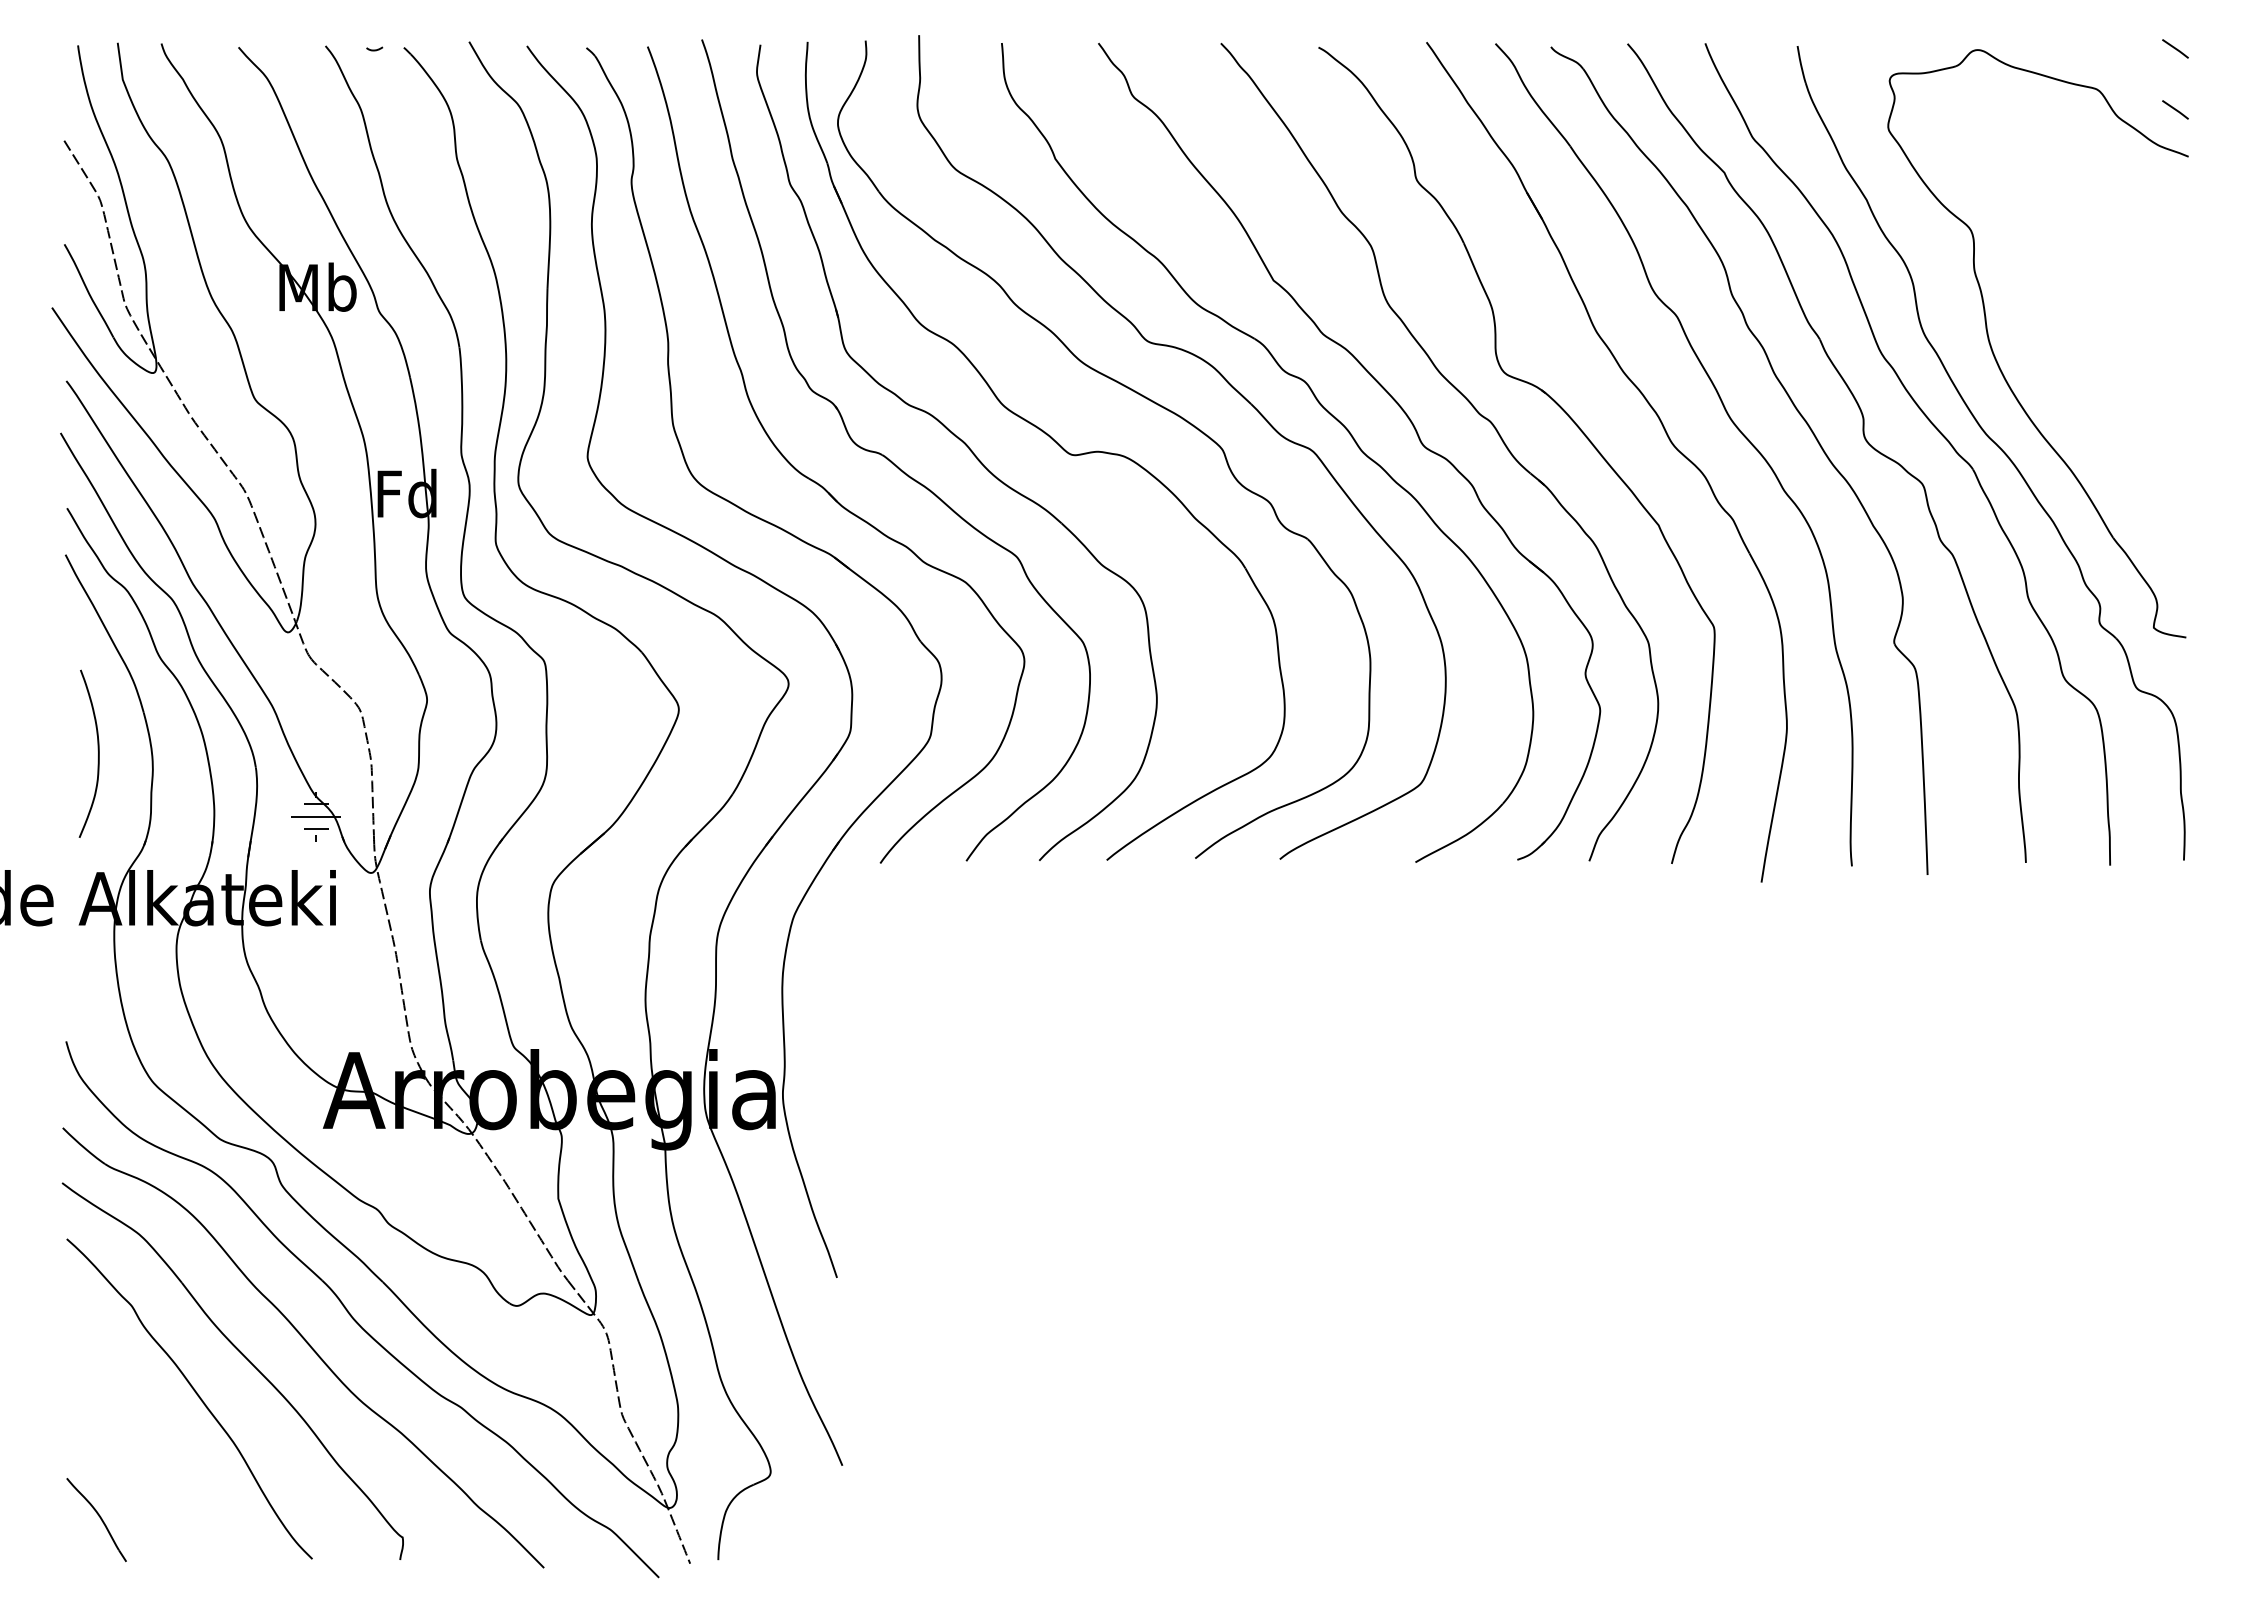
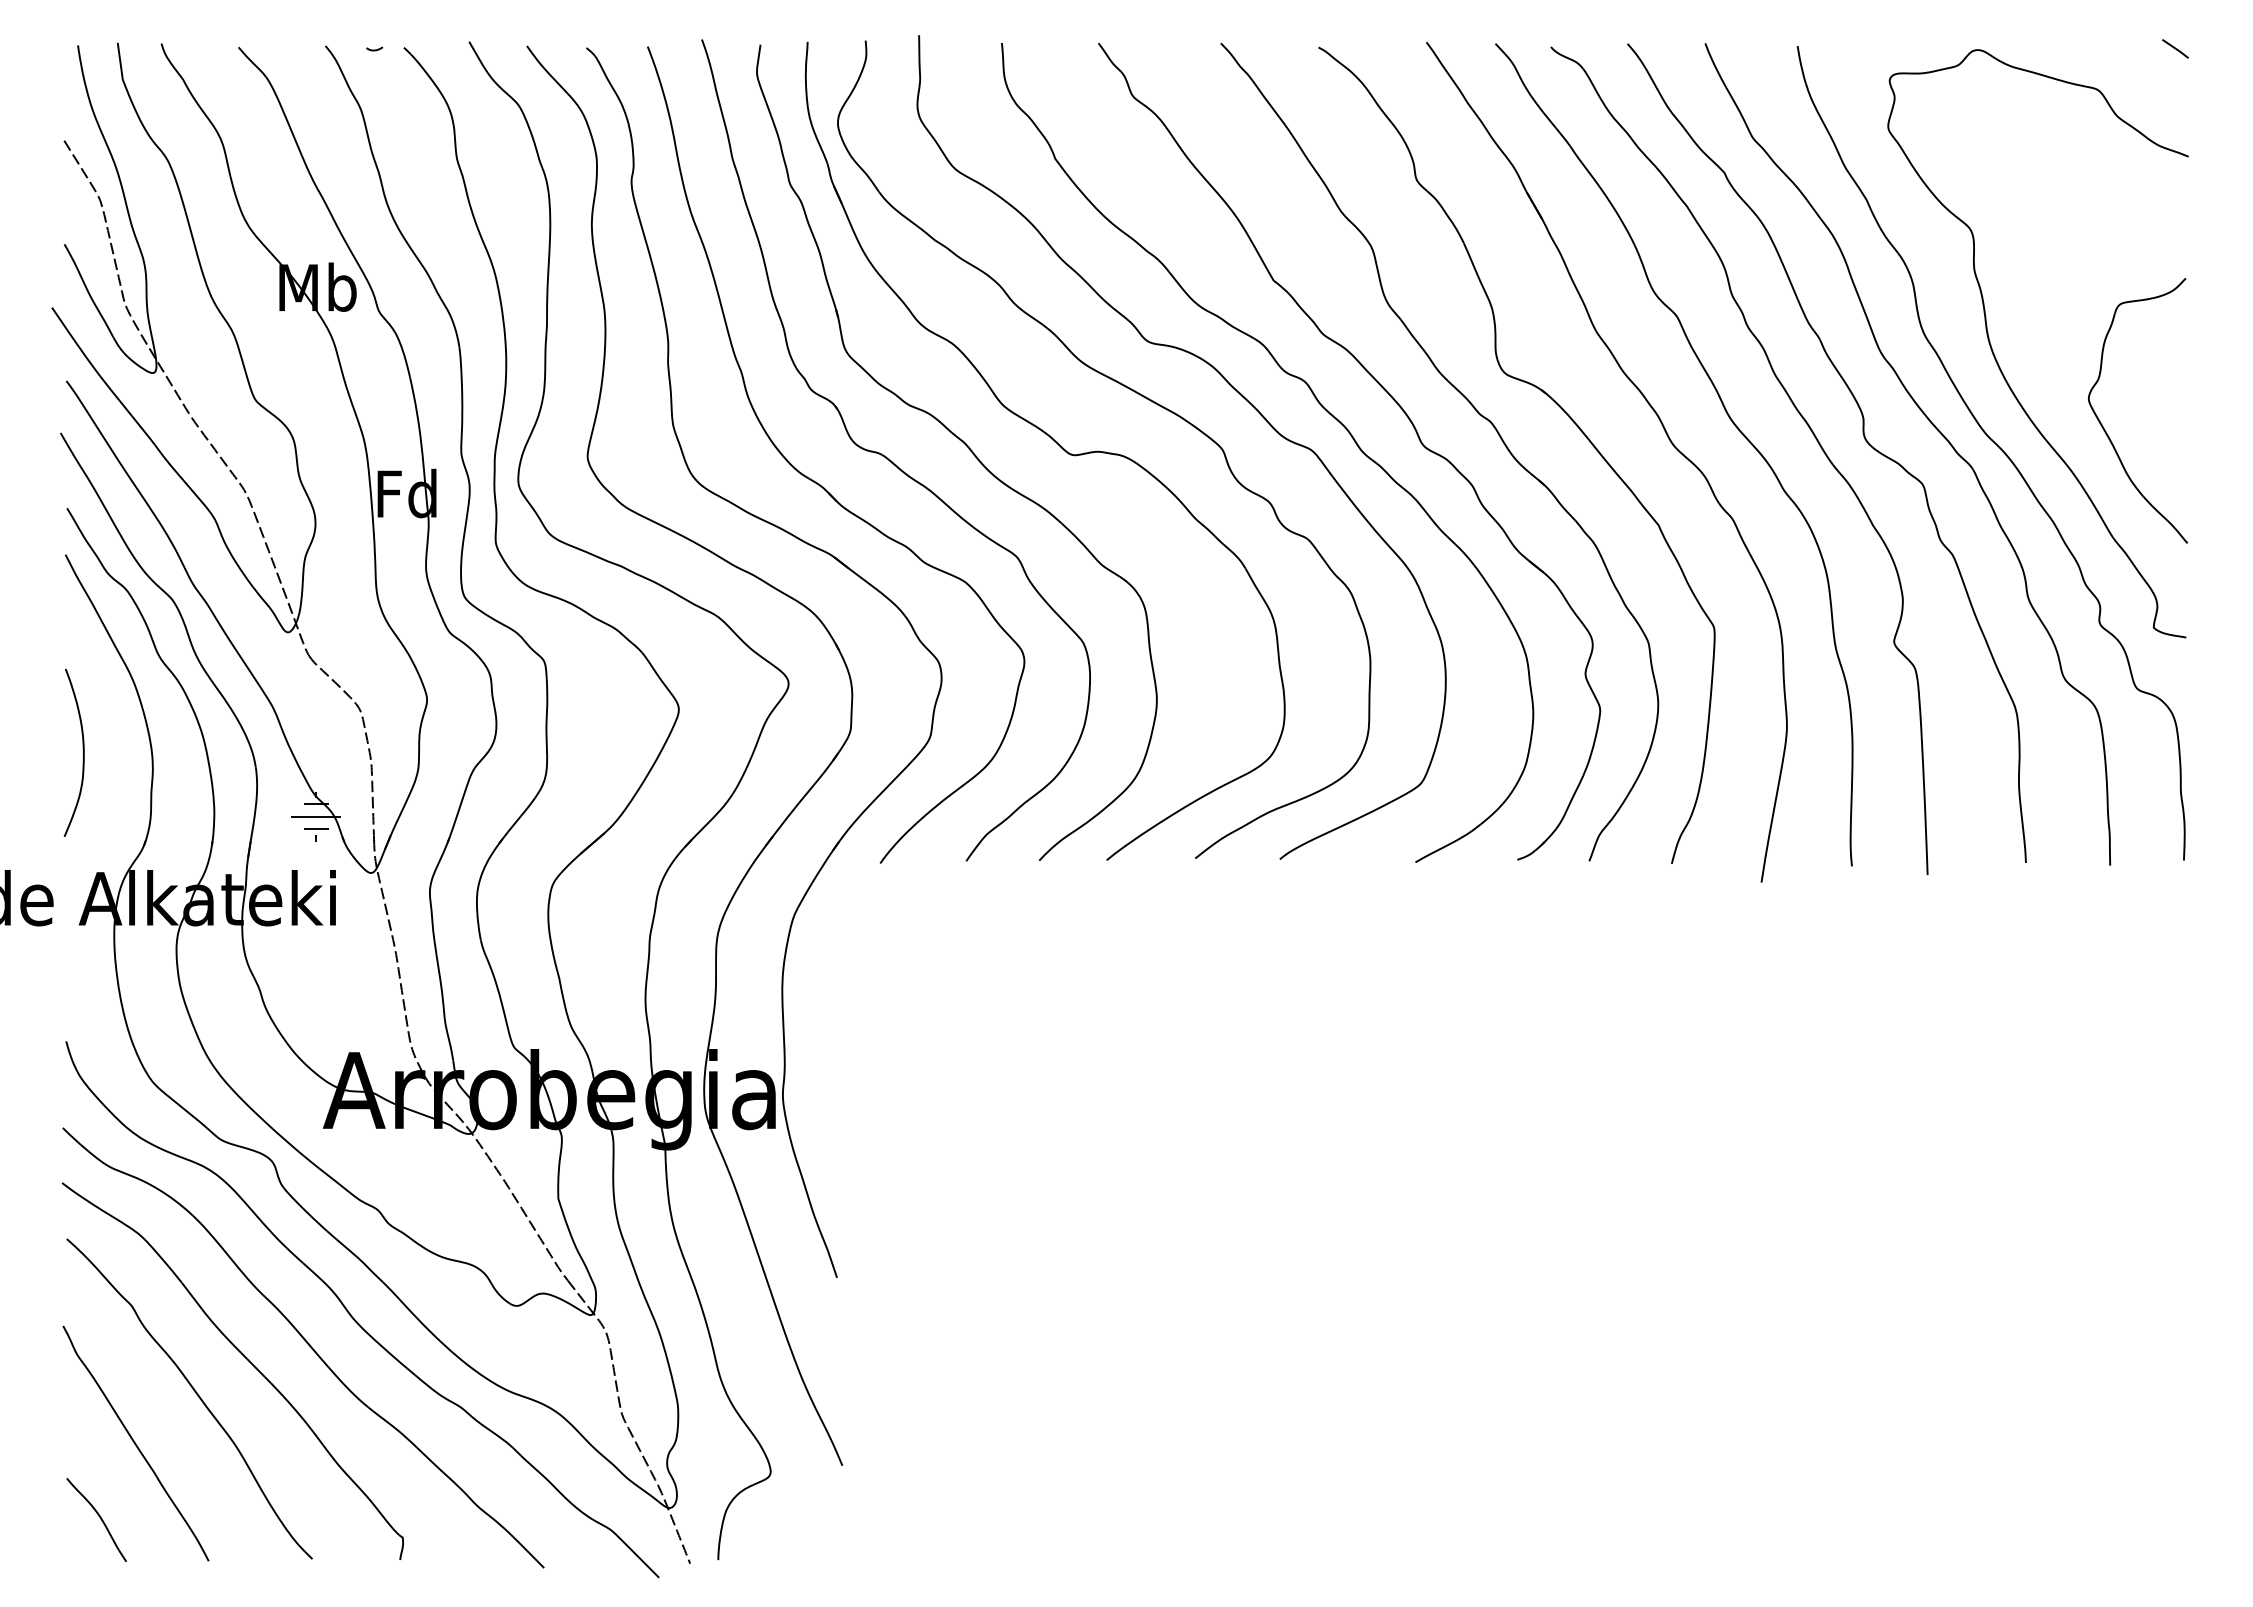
line: present -> none (2175, 109)
part: none -> present (2105, 429)
curve position: (97, 750) -> (82, 749) (82, 749)
part: none -> present (135, 1443)
